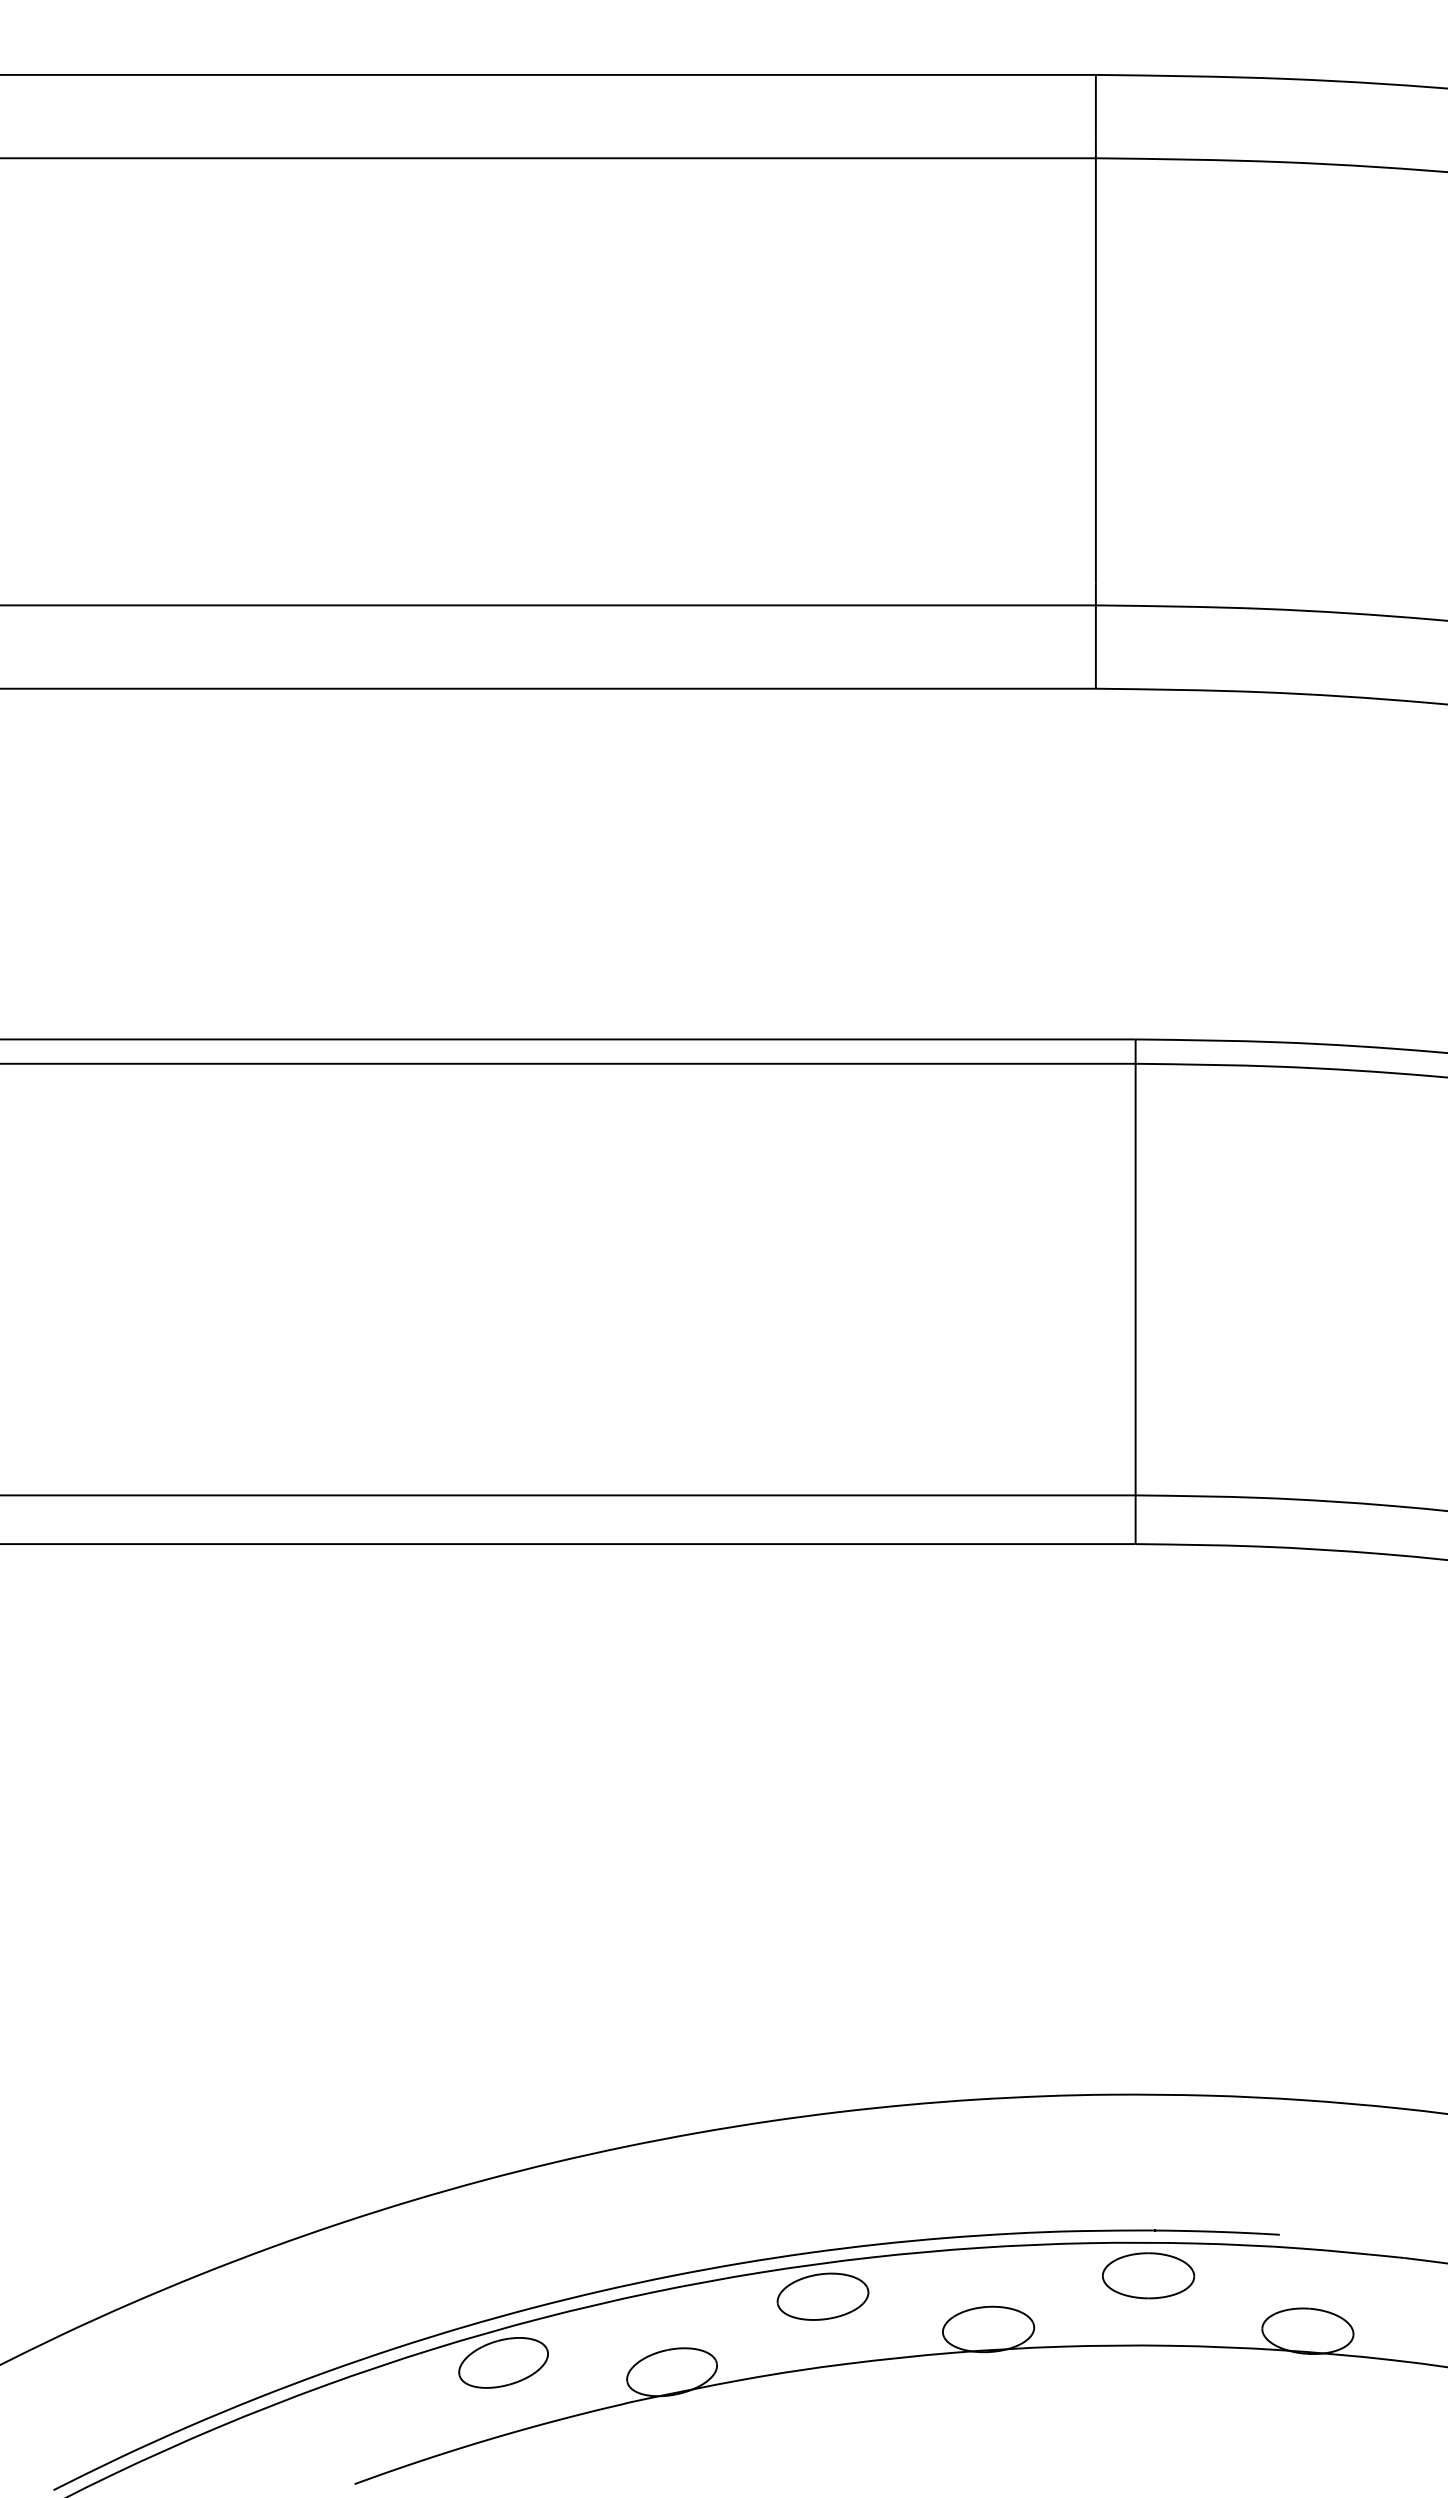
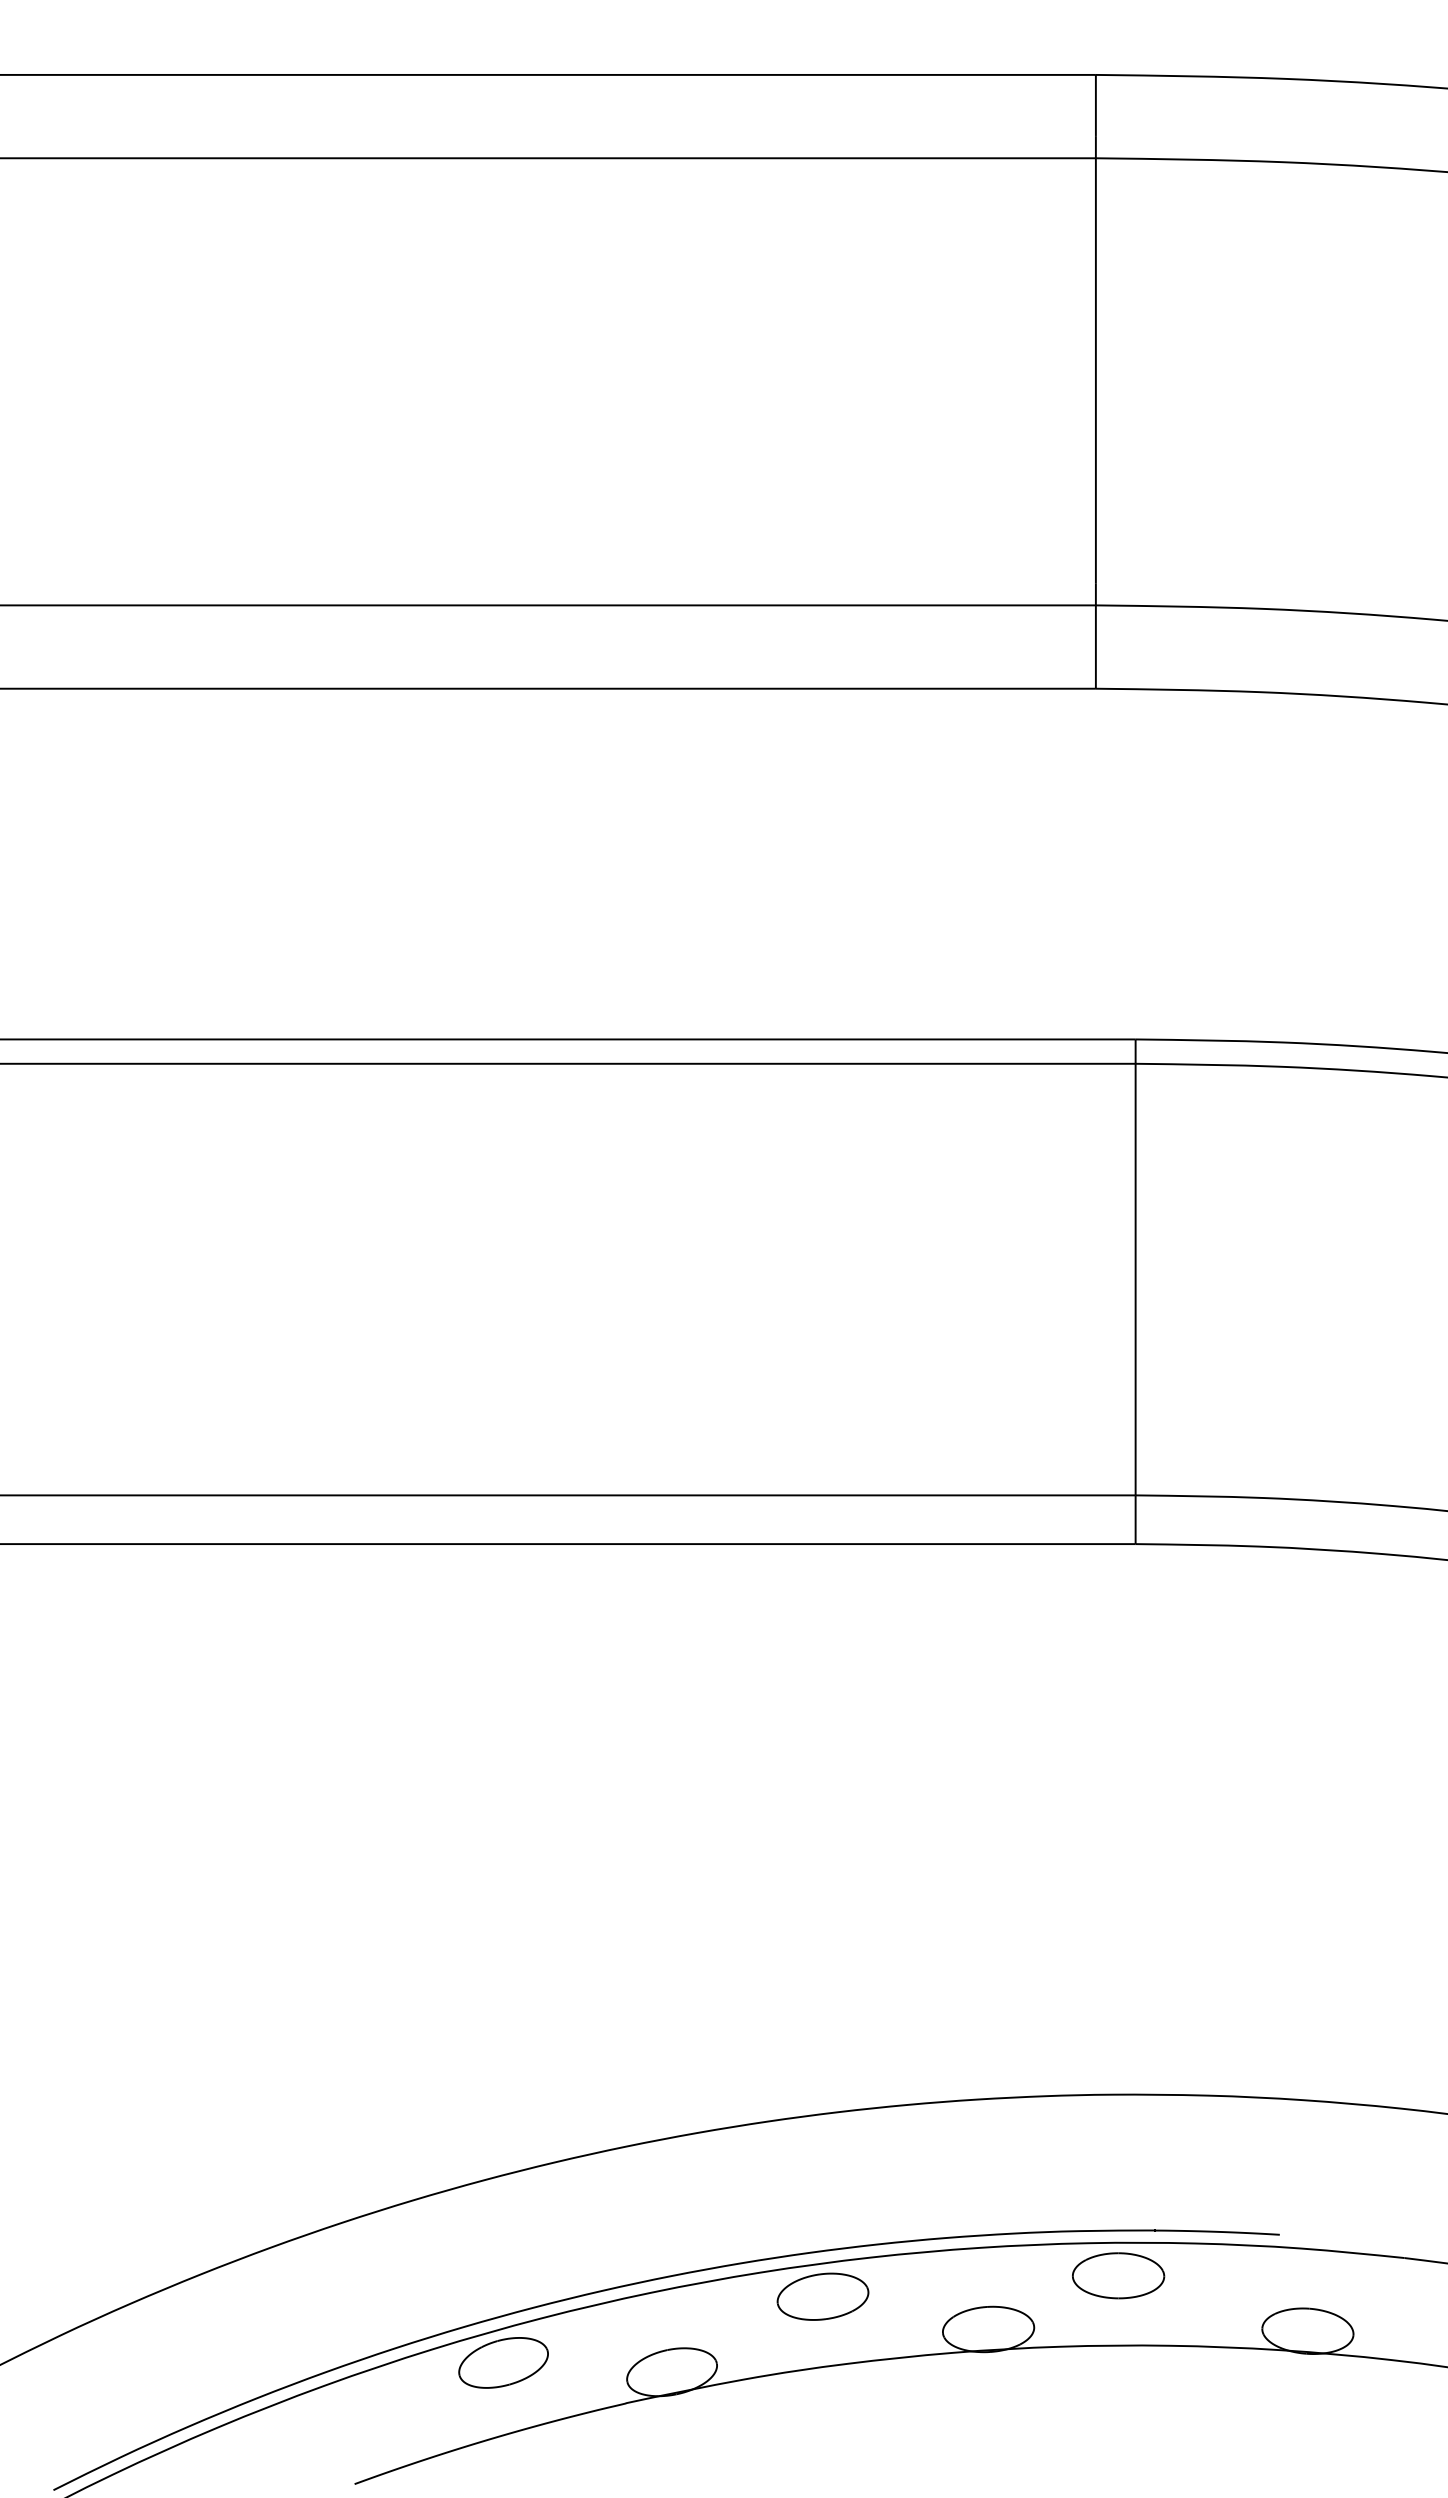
part position: (1148, 2275) -> (1118, 2275) (1118, 2275)
